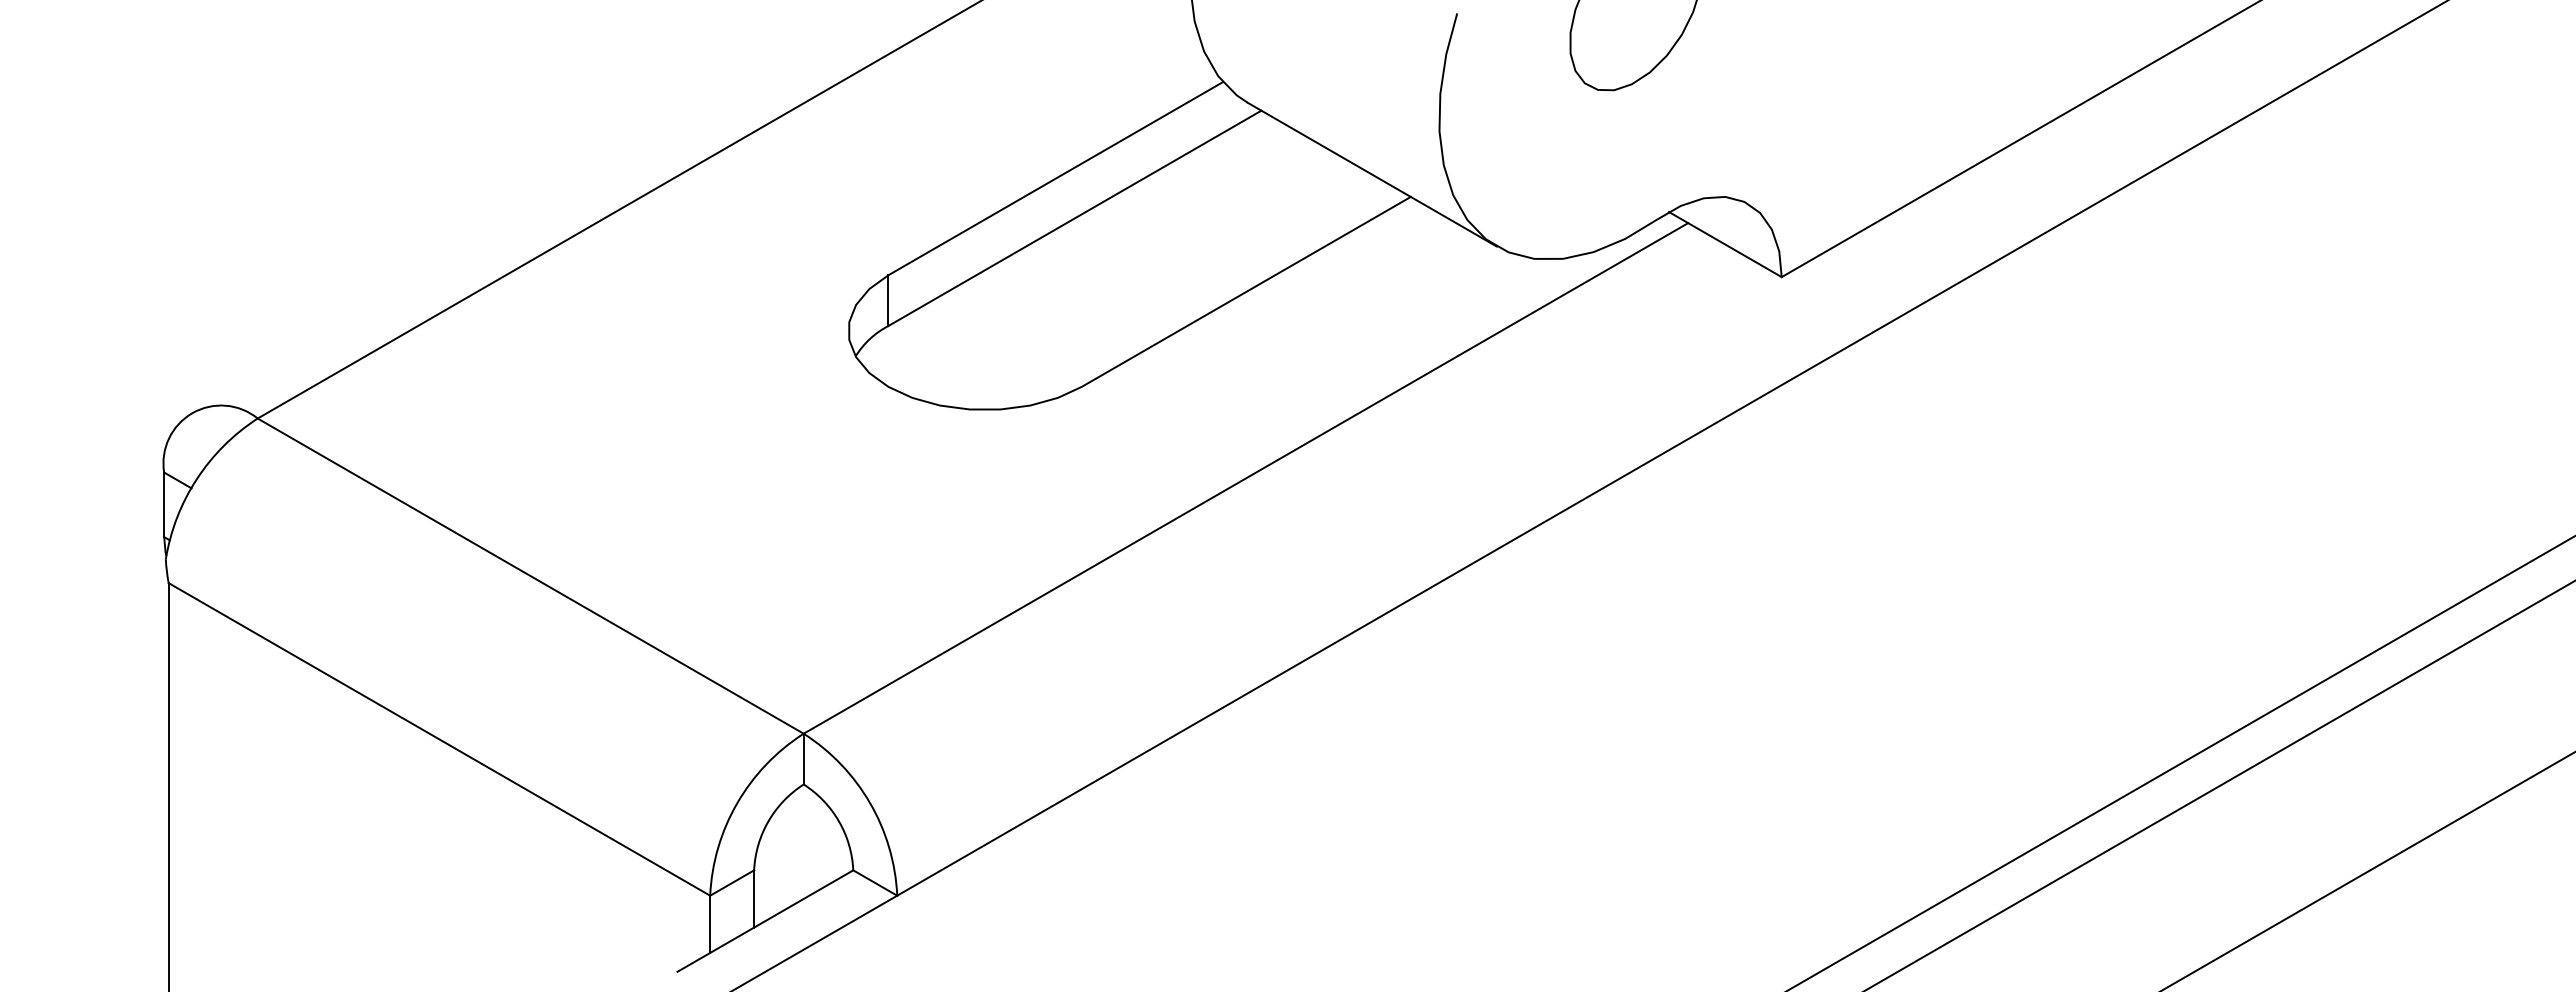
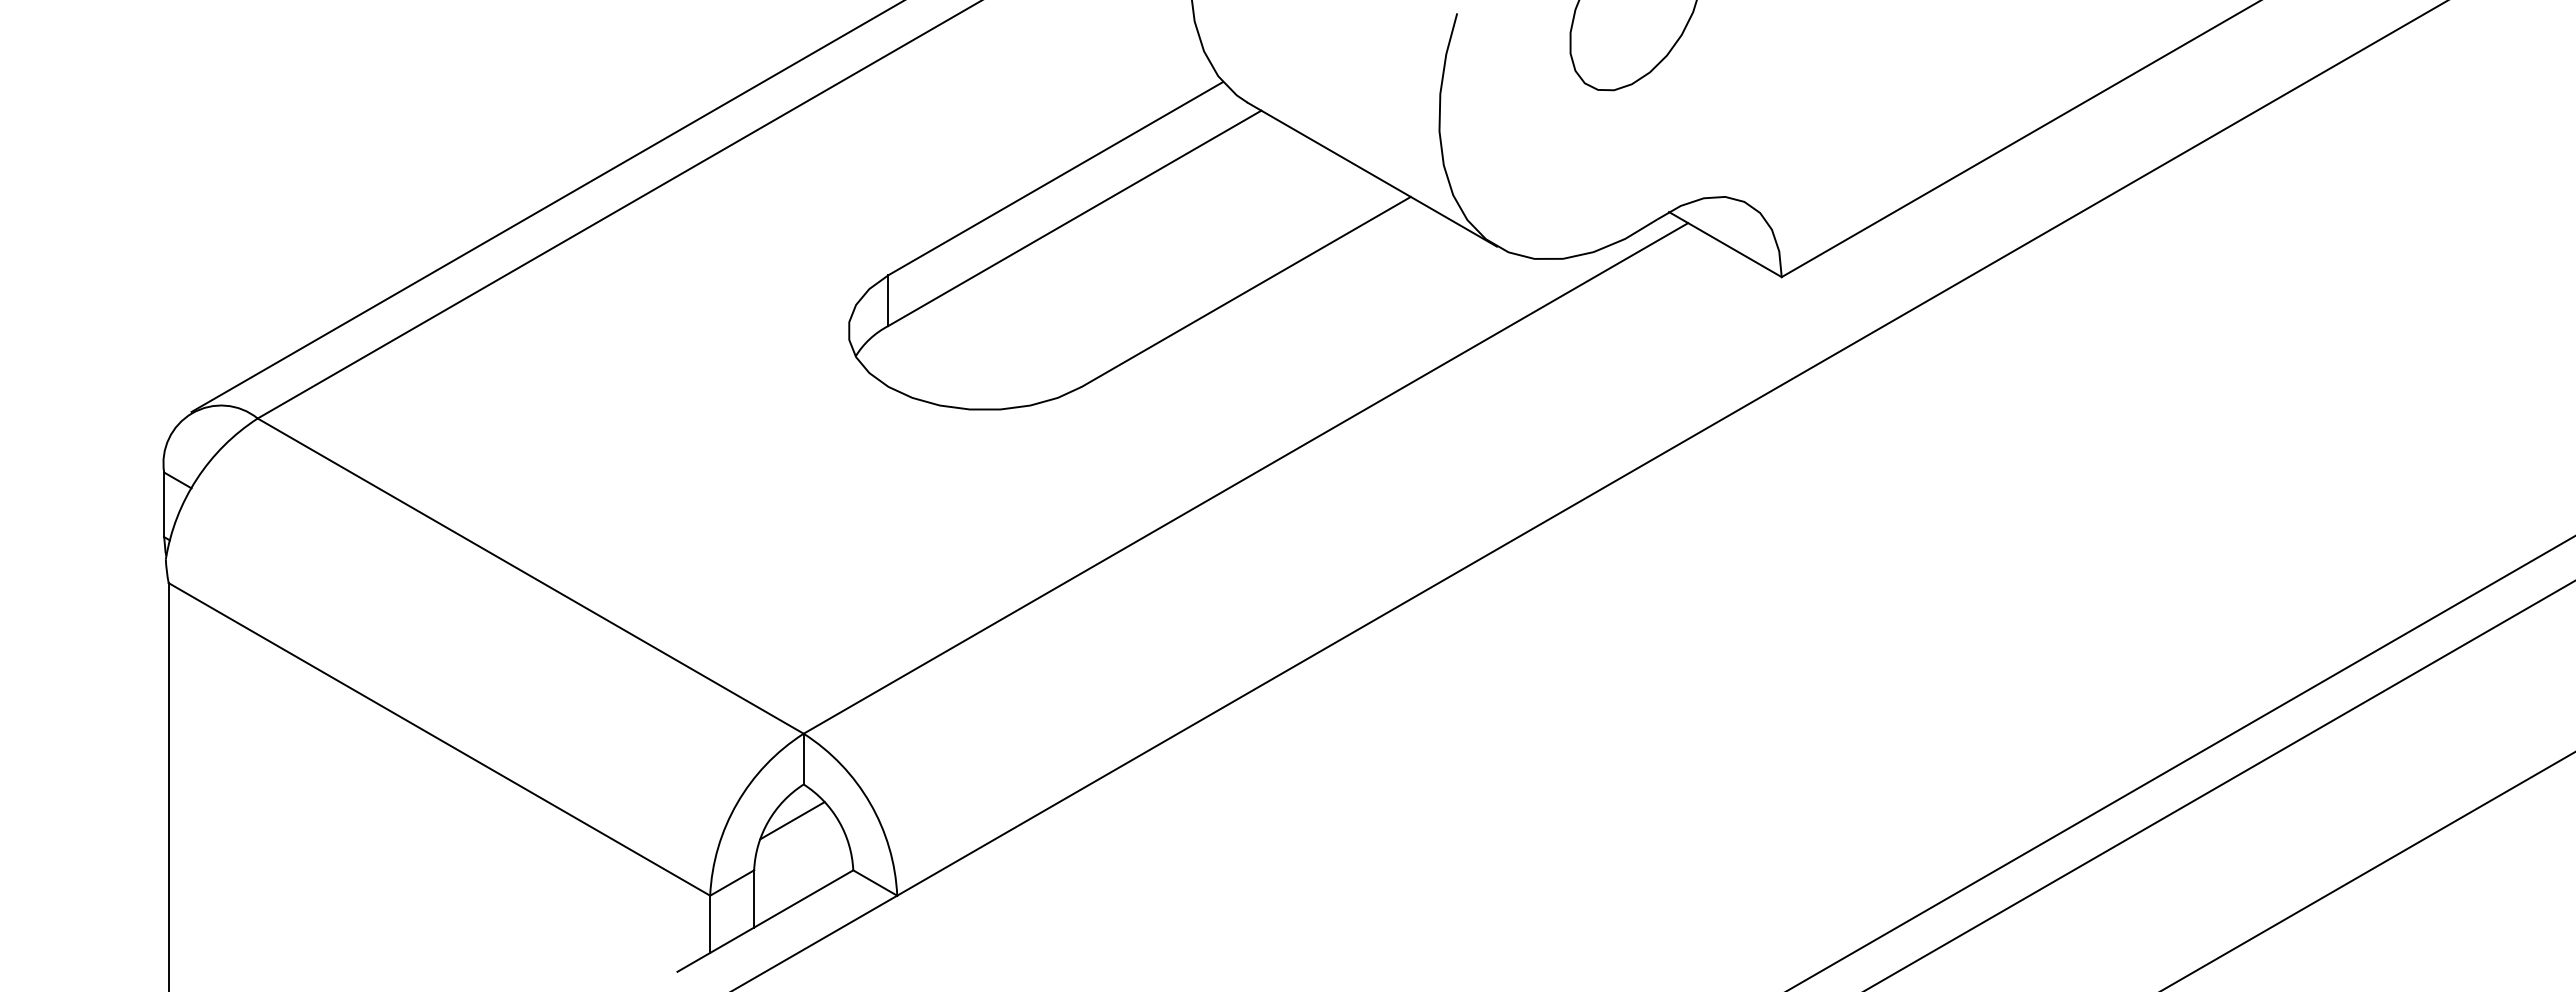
line: none -> present (546, 206)
line: none -> present (792, 820)
